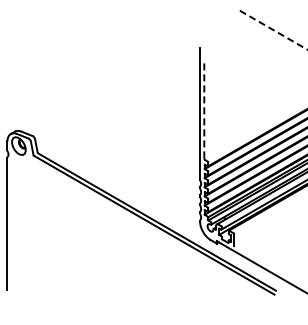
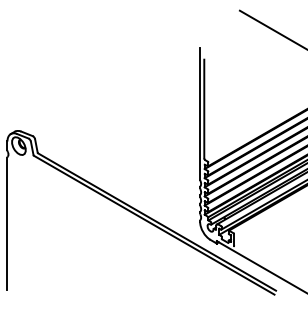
line: dashed -> solid (273, 30)
line: dashed -> solid (204, 108)
